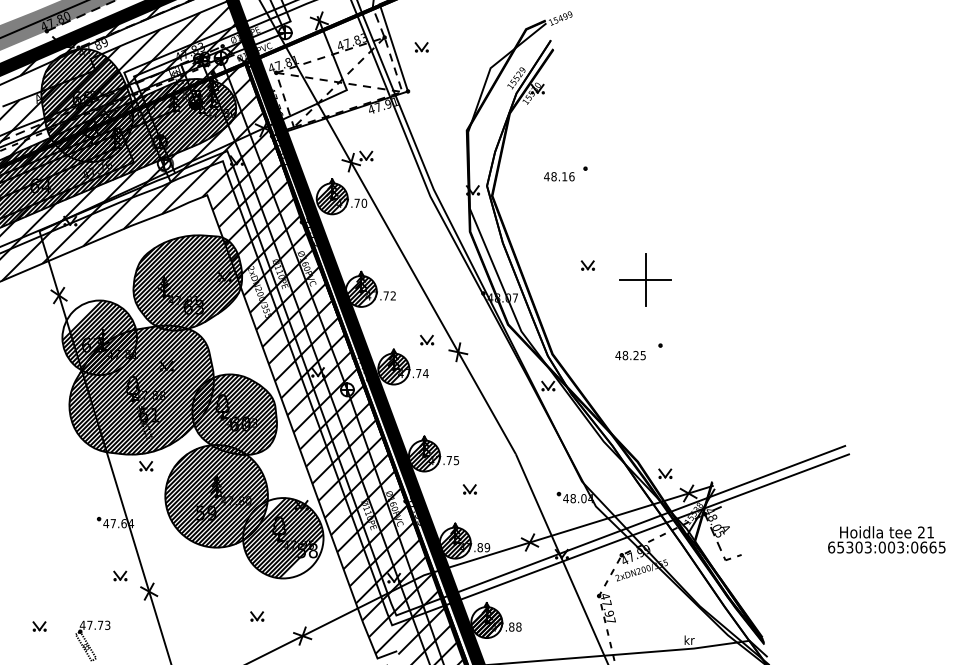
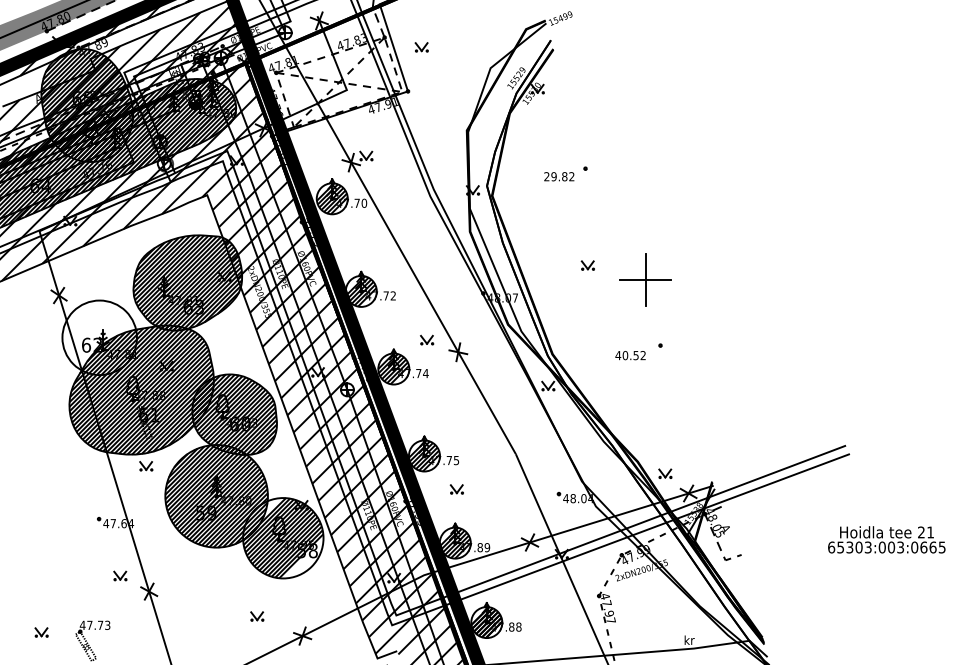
text: 48.16 -> 29.82 (559, 176)
hatch: present -> none (99, 337)
text: 48.25 -> 40.52 (633, 355)
part position: (469, 489) -> (456, 489) (456, 489)
part position: (39, 626) -> (41, 632) (41, 632)
